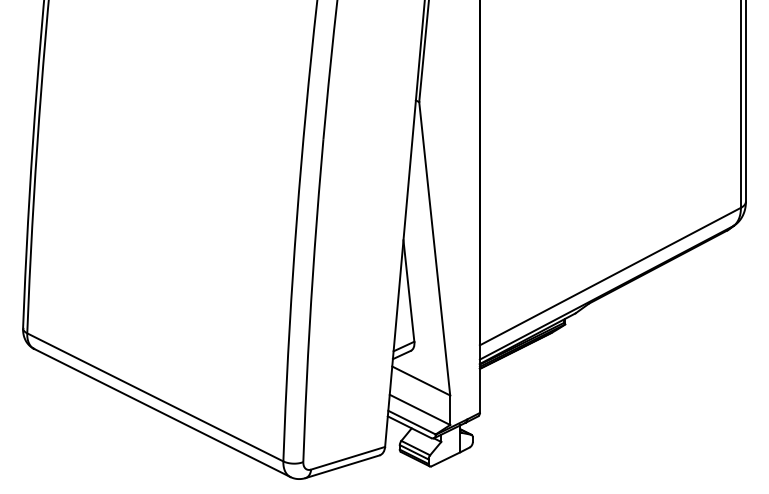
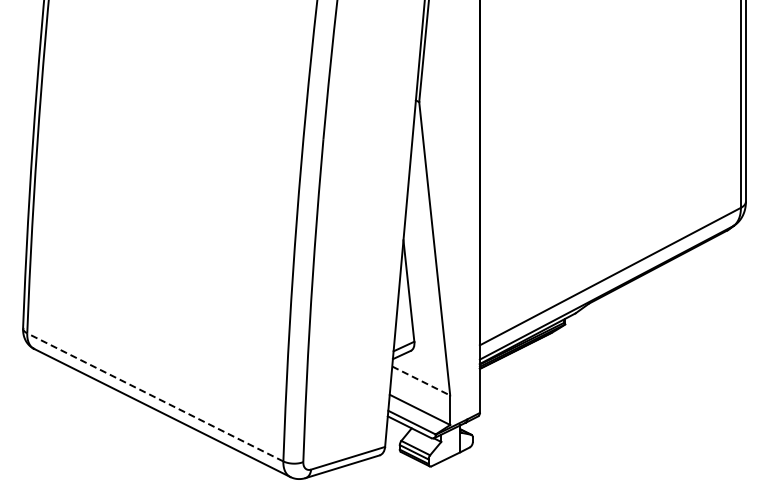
line: solid -> dashed (421, 381)
line: solid -> dashed (154, 397)
